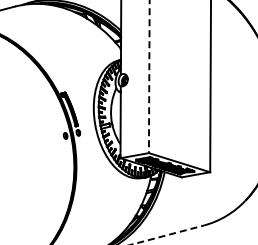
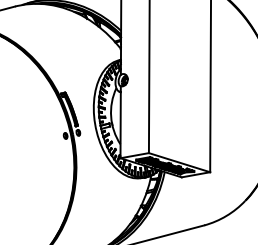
line: dashed -> solid (149, 77)
line: dashed -> solid (167, 235)
